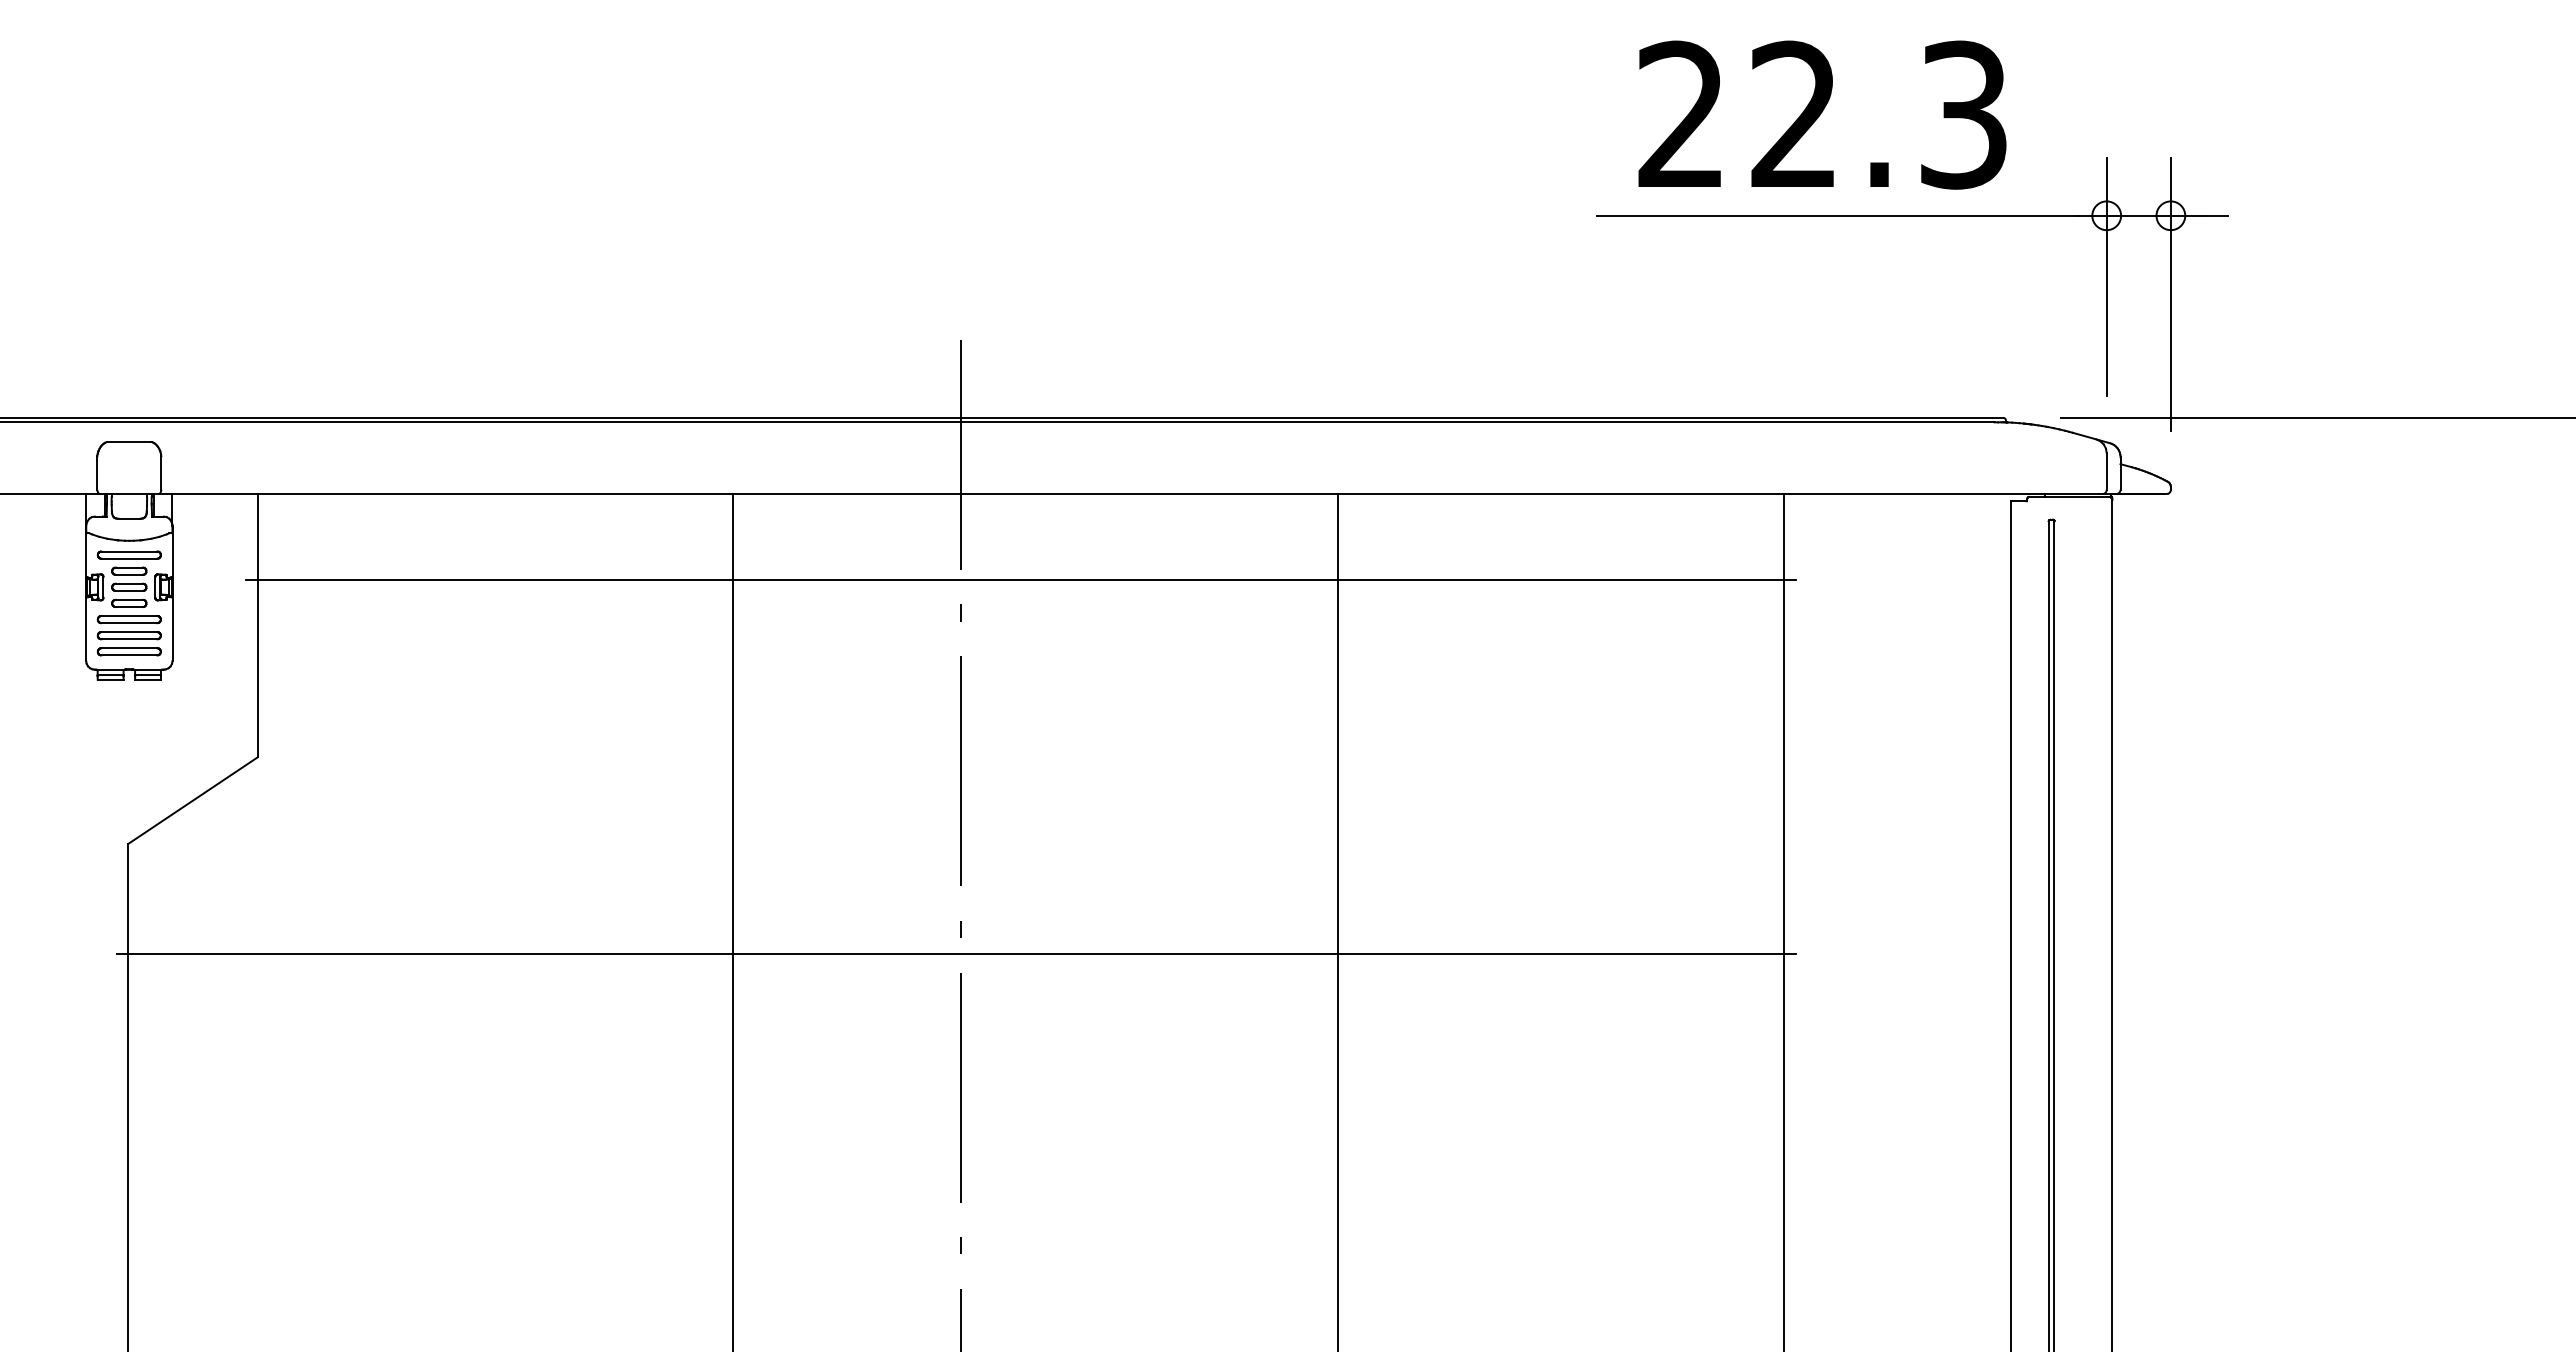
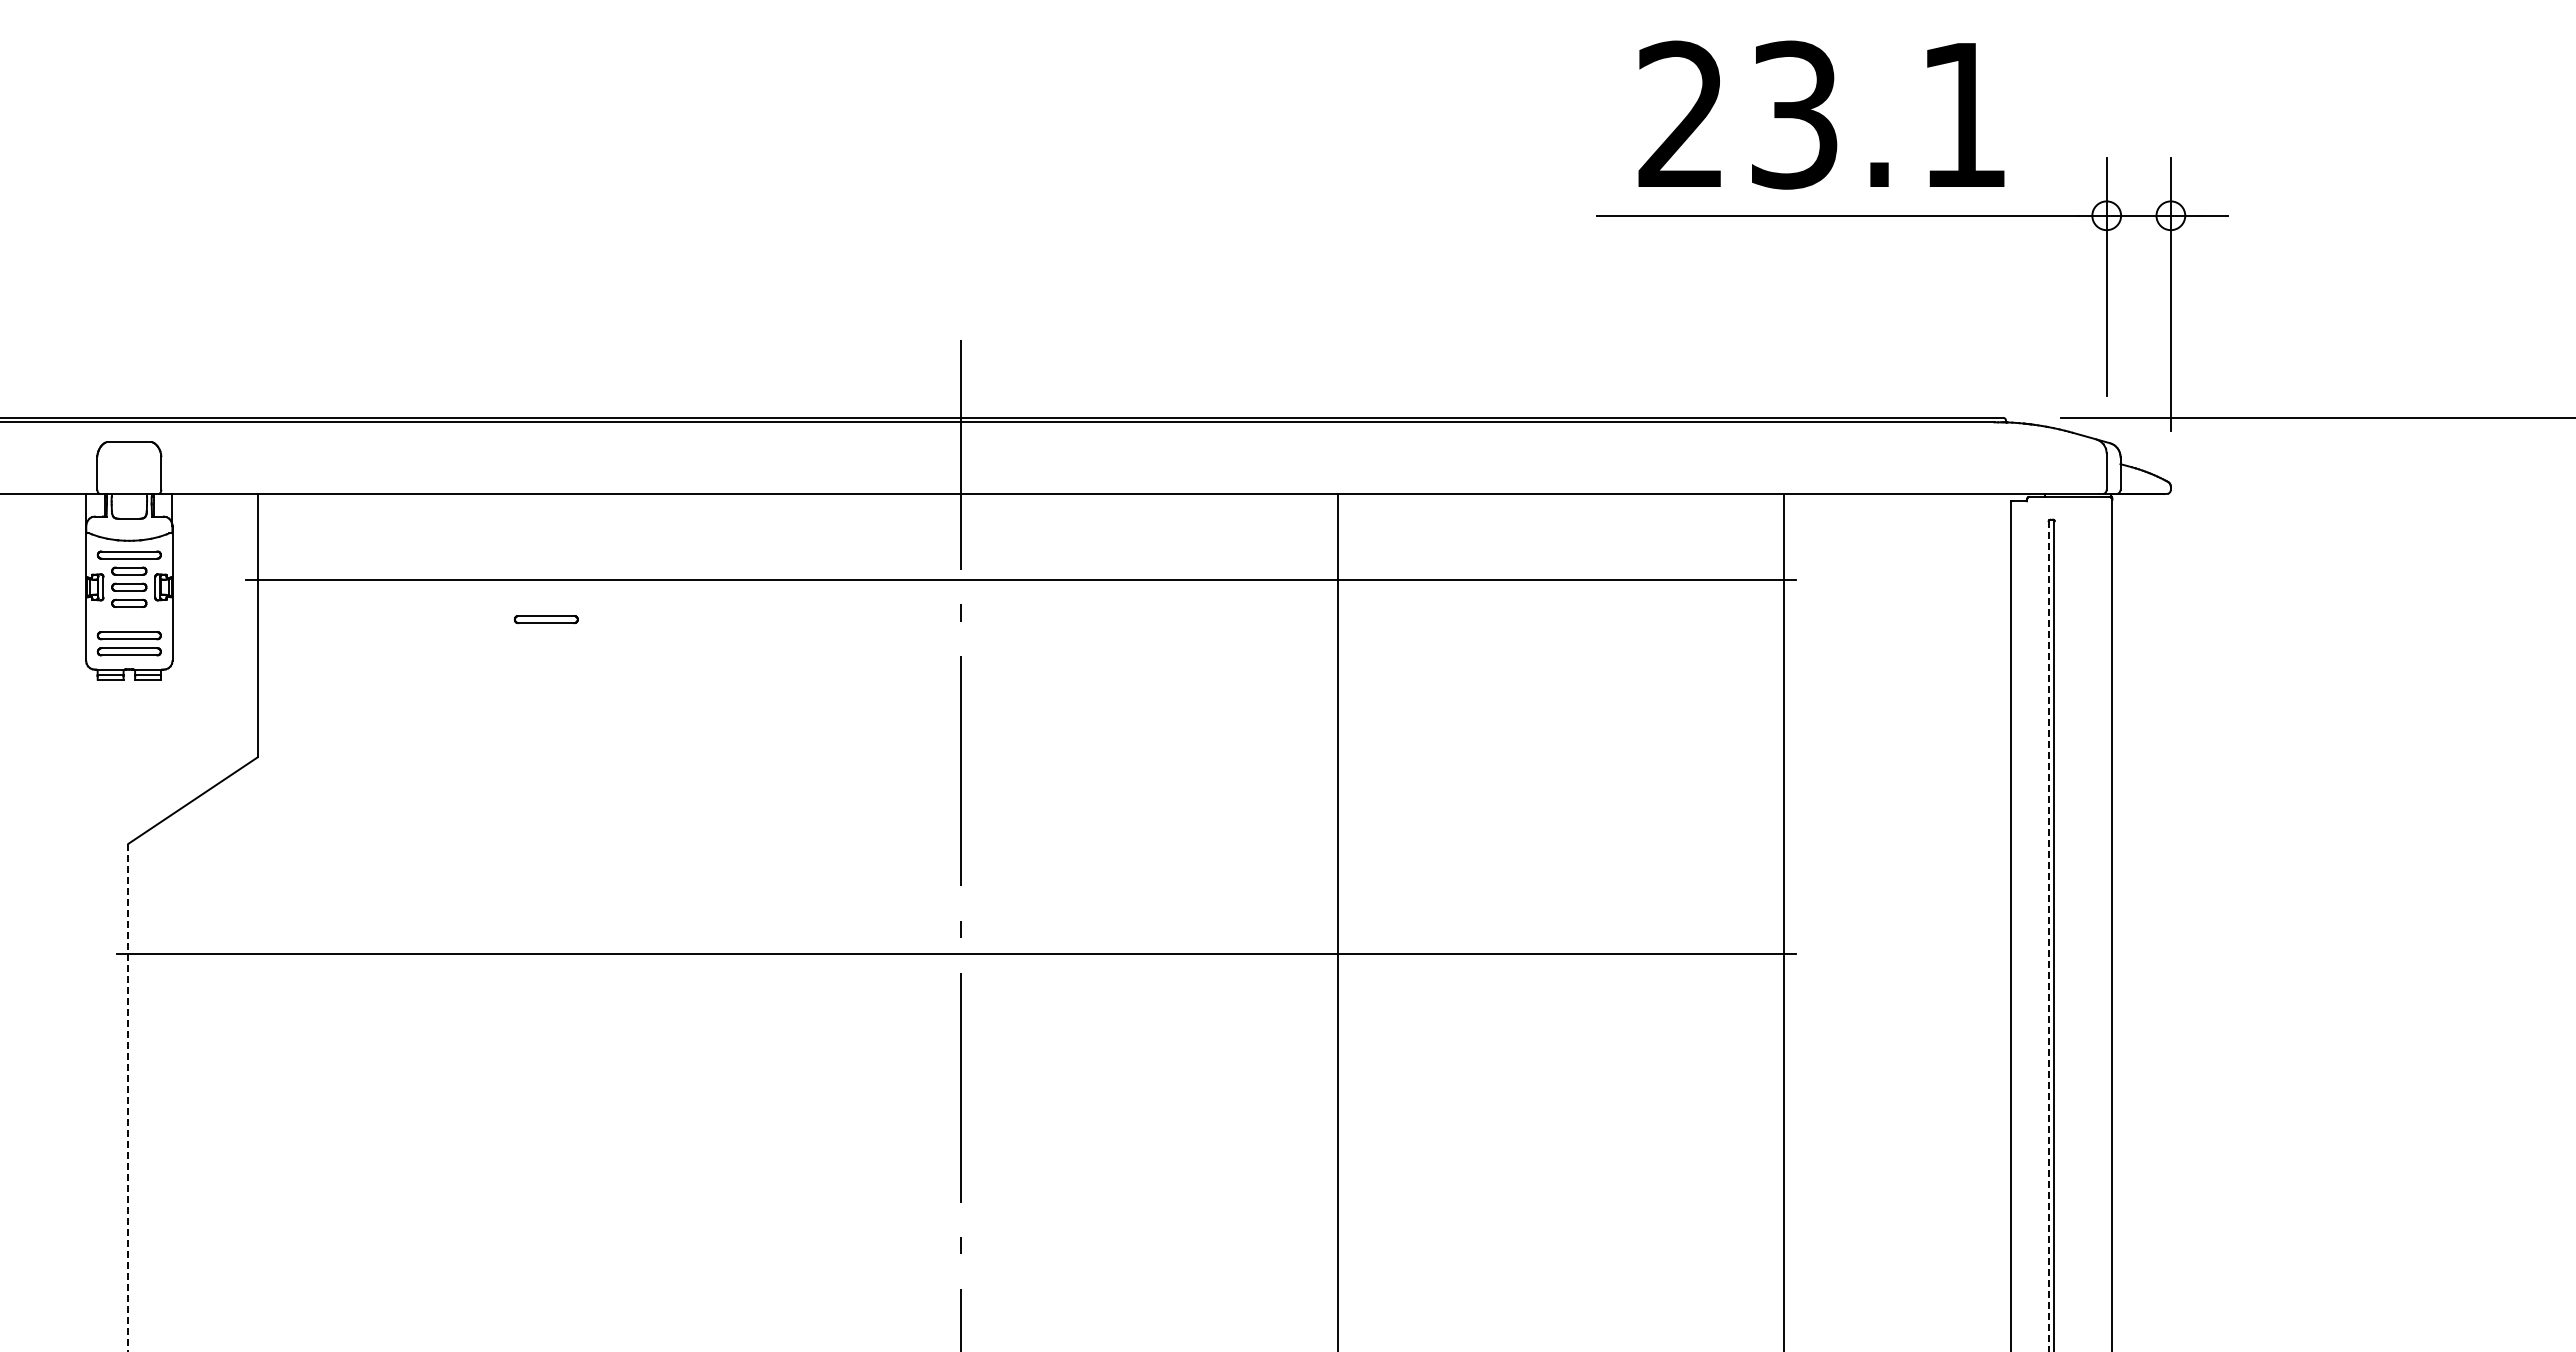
text: 22.3 -> 23.1 (1878, 114)
part position: (128, 619) -> (545, 619) (545, 619)
line: present -> none (733, 921)
line: solid -> dashed (2048, 936)
line: solid -> dashed (128, 1097)
